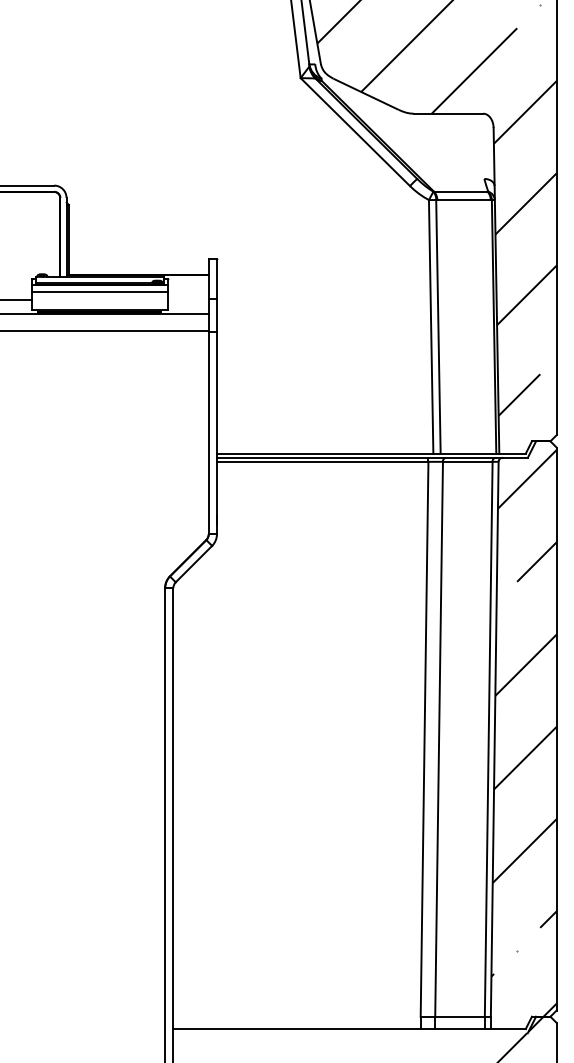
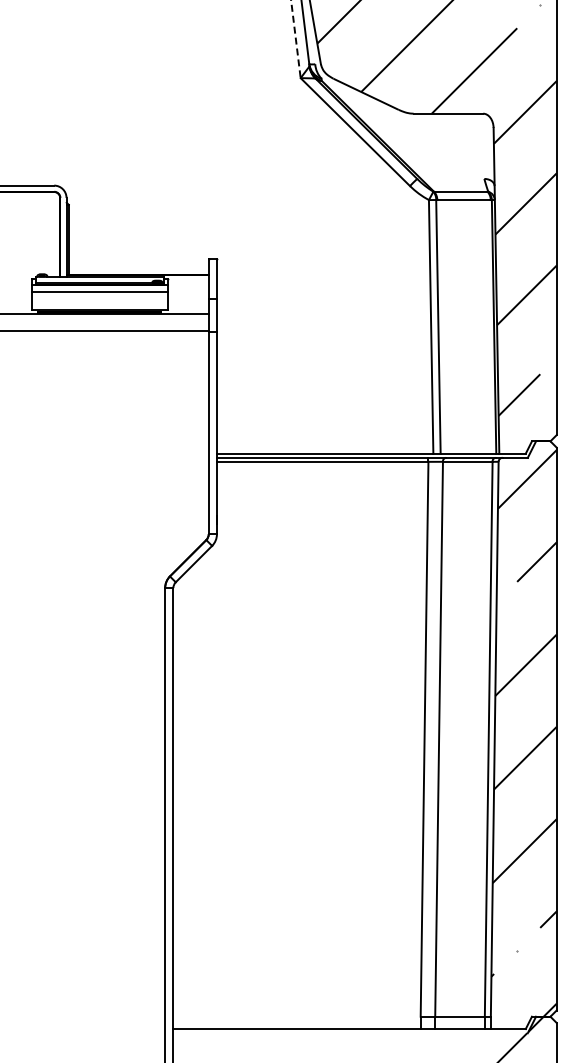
line: solid -> dashed (295, 39)
line: present -> none (17, 300)
